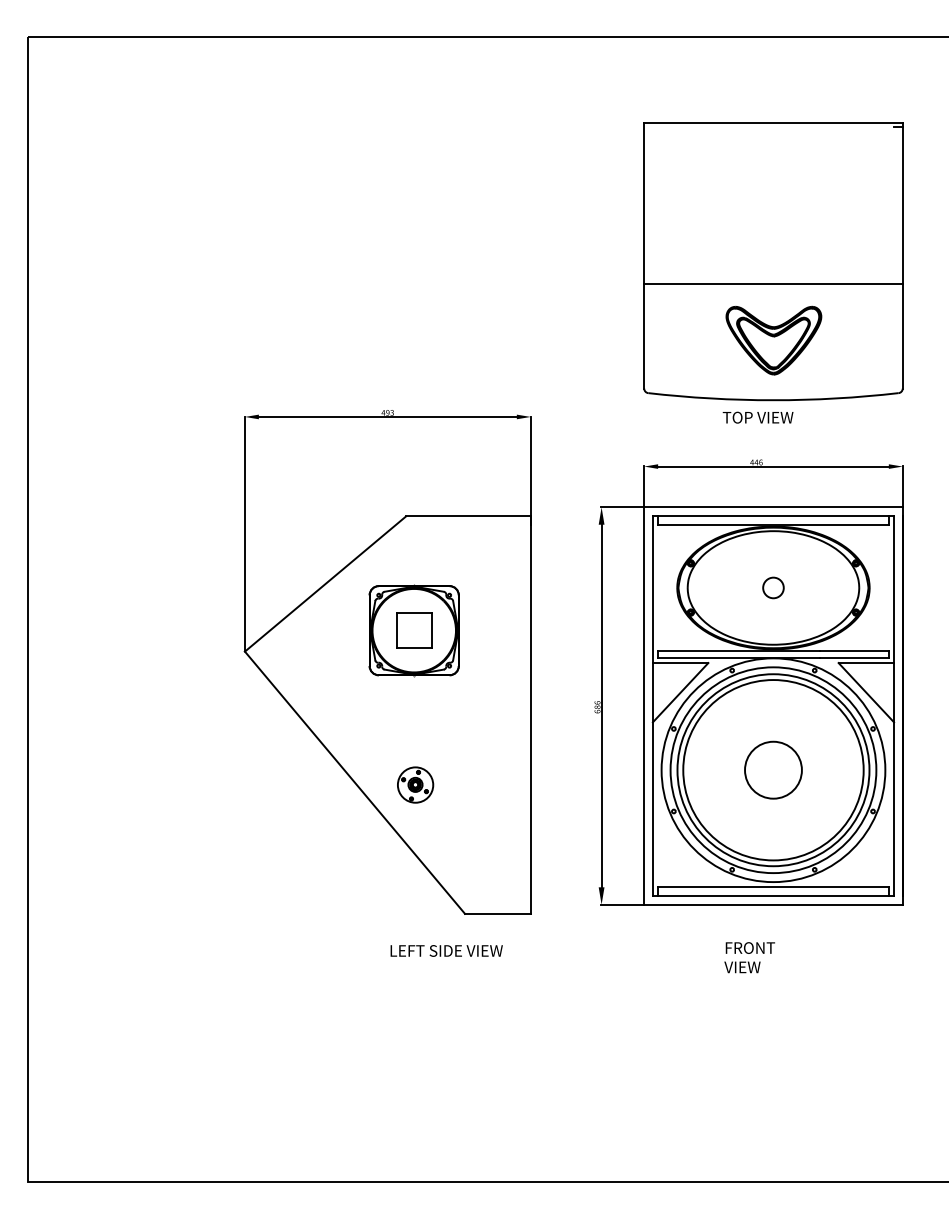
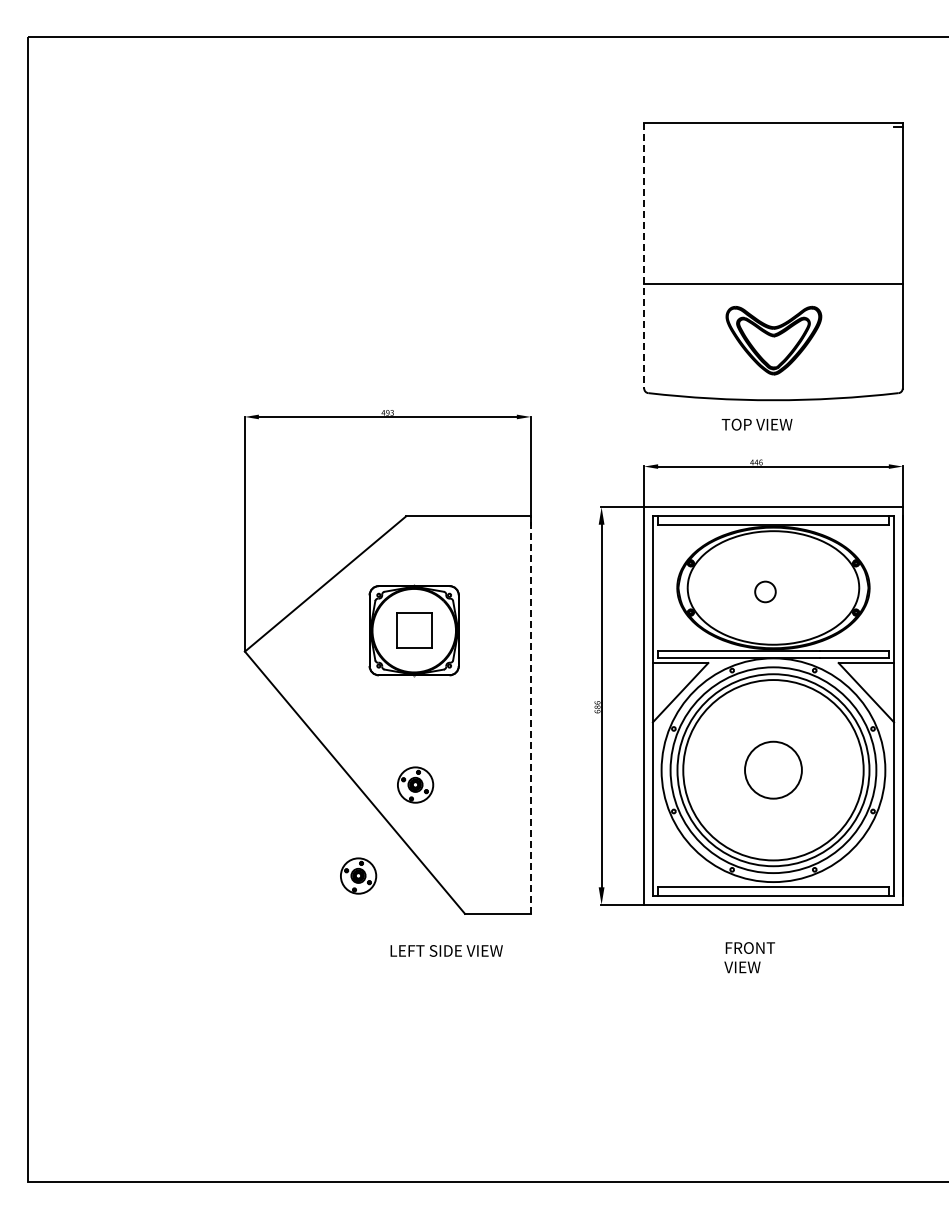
line: solid -> dashed (644, 255)
text position: (757, 417) -> (756, 424) (756, 424)
circle position: (773, 587) -> (765, 591) (765, 591)
line: solid -> dashed (530, 715)
part: none -> present (358, 875)
